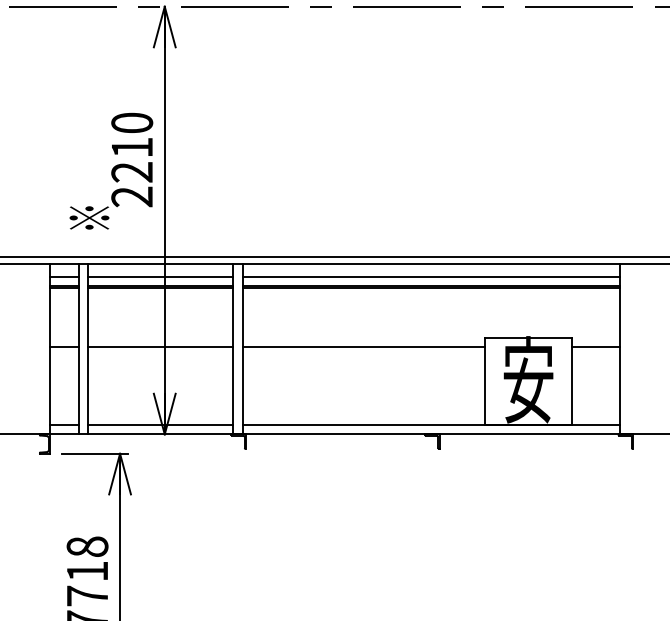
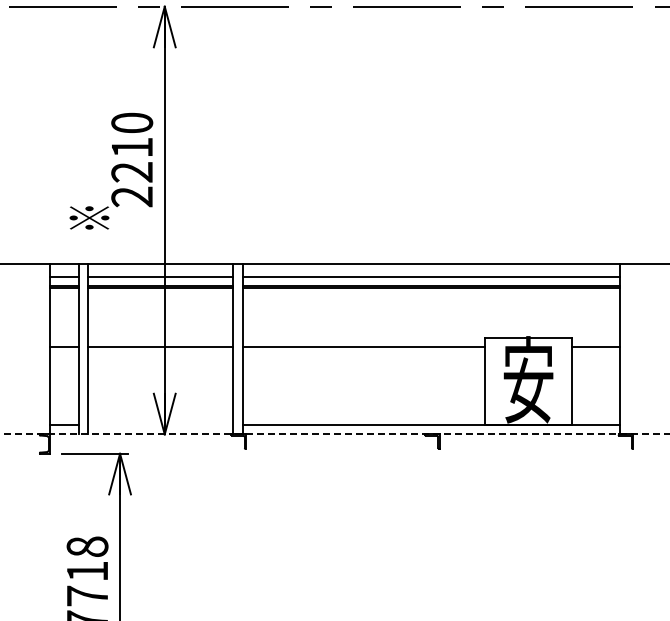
line: present -> none (334, 256)
line: present -> none (160, 424)
line: solid -> dashed (335, 434)
